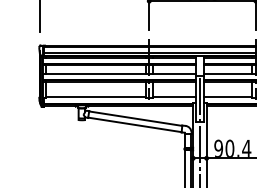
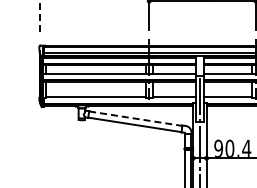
line: solid -> dashed (39, 16)
line: solid -> dashed (136, 118)
